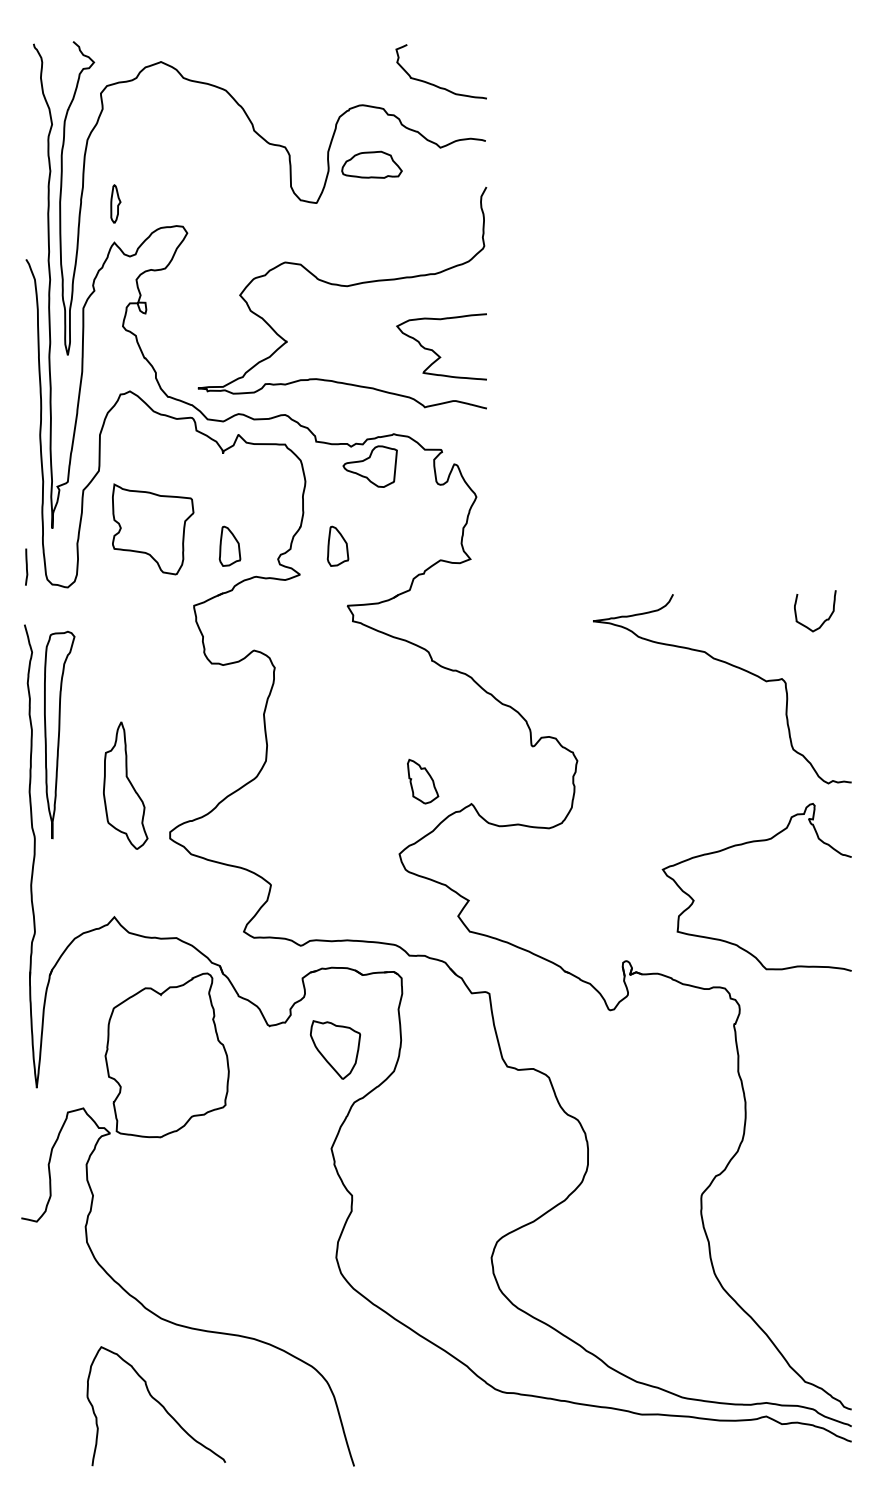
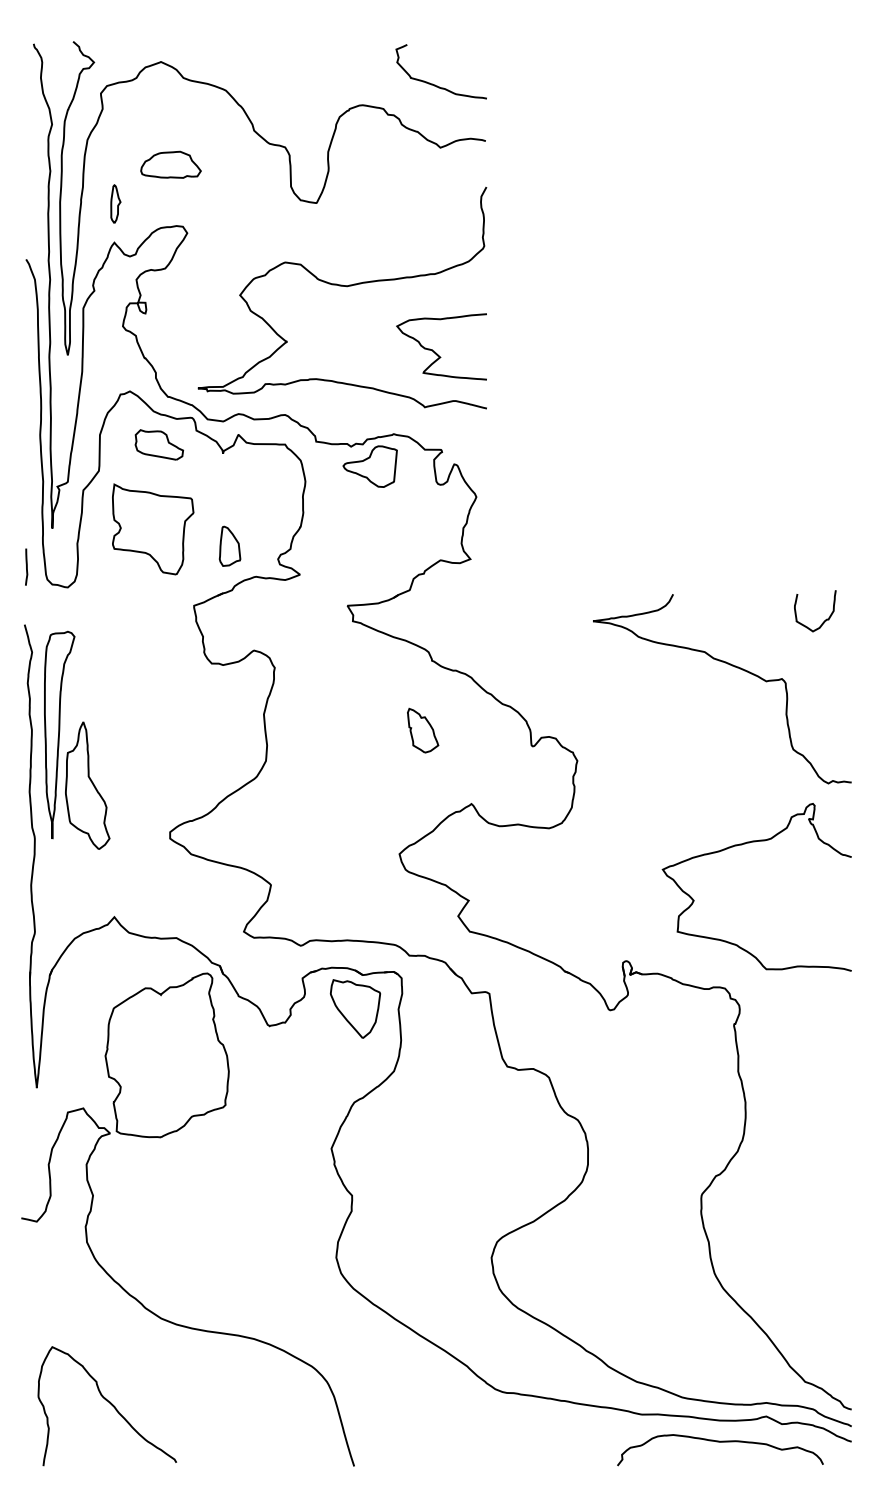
part position: (371, 164) -> (170, 164) (170, 164)
part: none -> present (159, 444)
part: present -> none (337, 545)
part position: (423, 781) -> (423, 730) (423, 730)
part position: (125, 785) -> (87, 785) (87, 785)
part position: (334, 1049) -> (354, 1008) (354, 1008)
curve position: (158, 1403) -> (109, 1403) (109, 1403)
curve: none -> present (720, 1442)
